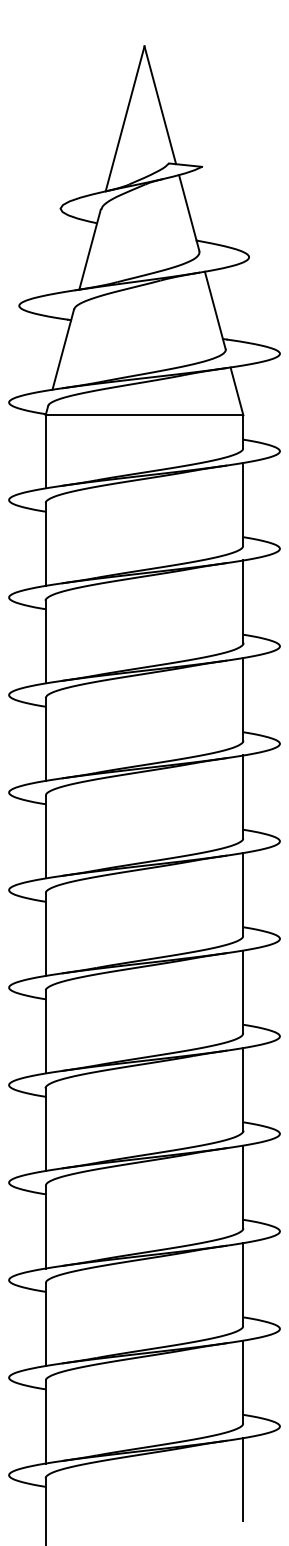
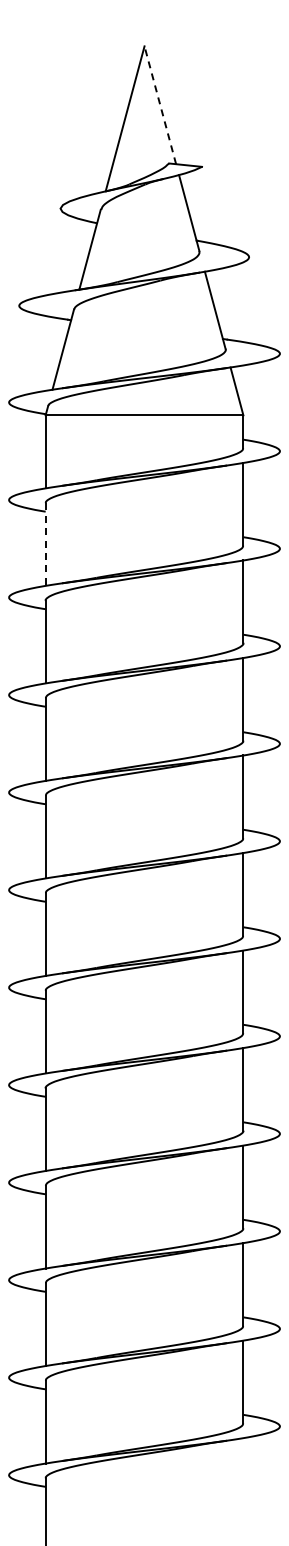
line: solid -> dashed (160, 105)
line: solid -> dashed (45, 545)
line: present -> none (243, 1479)
